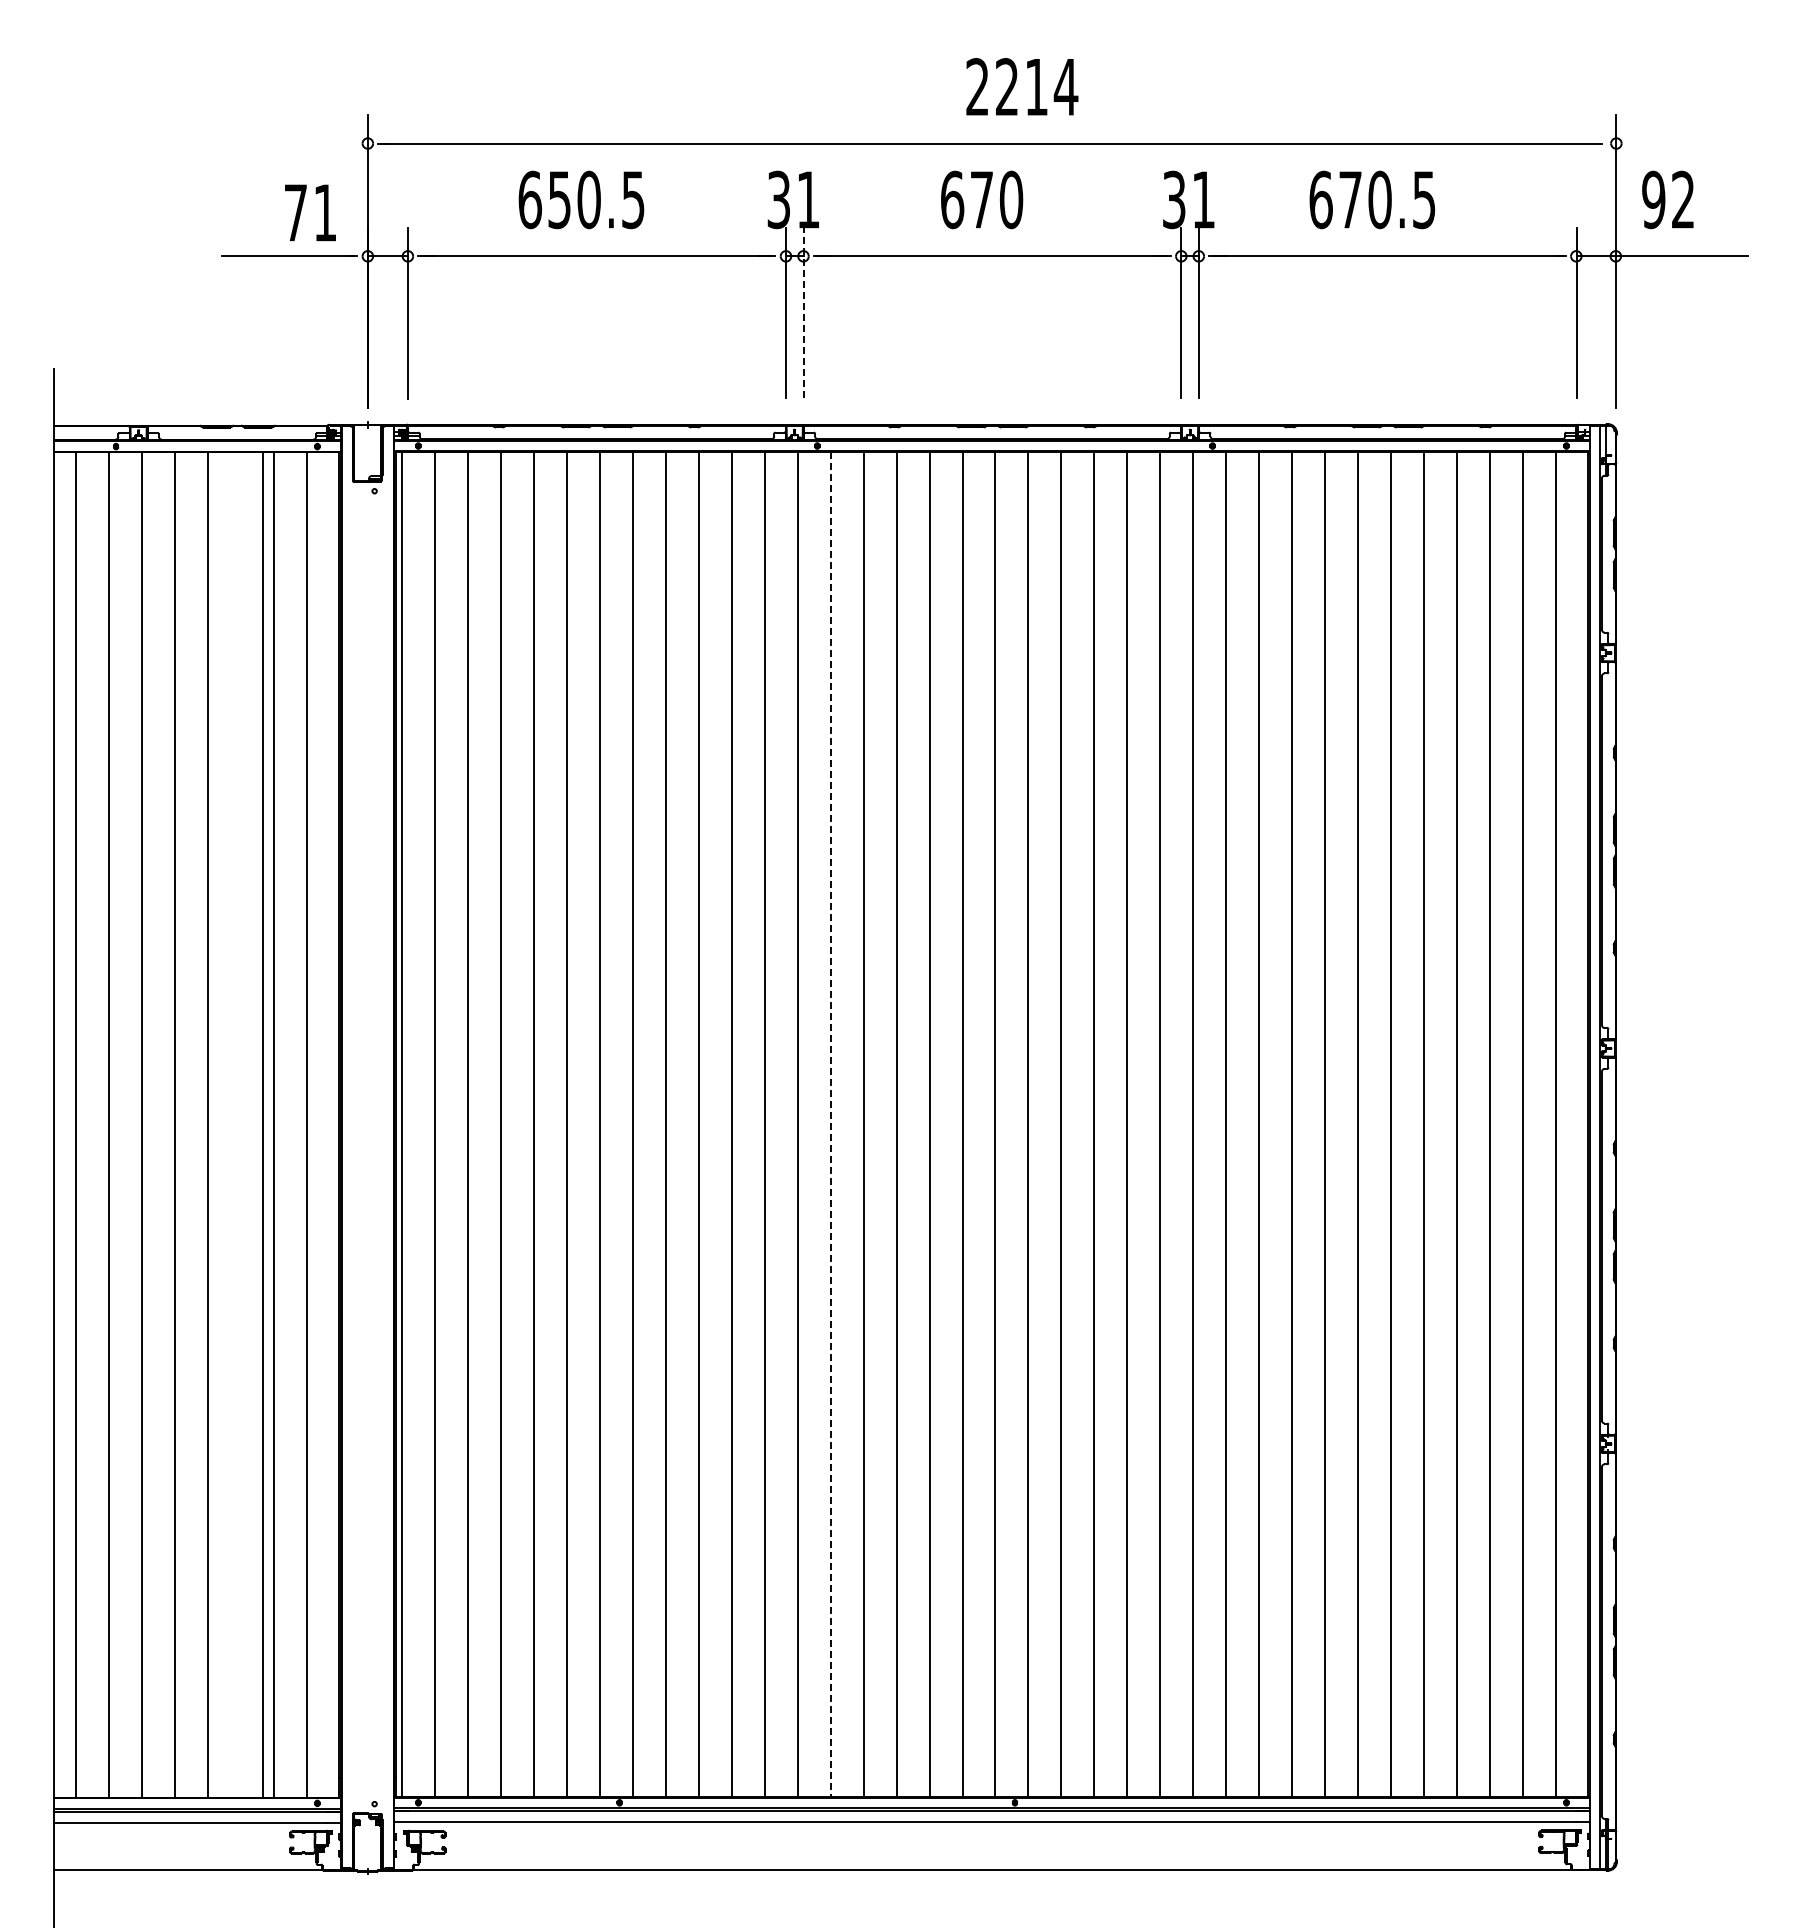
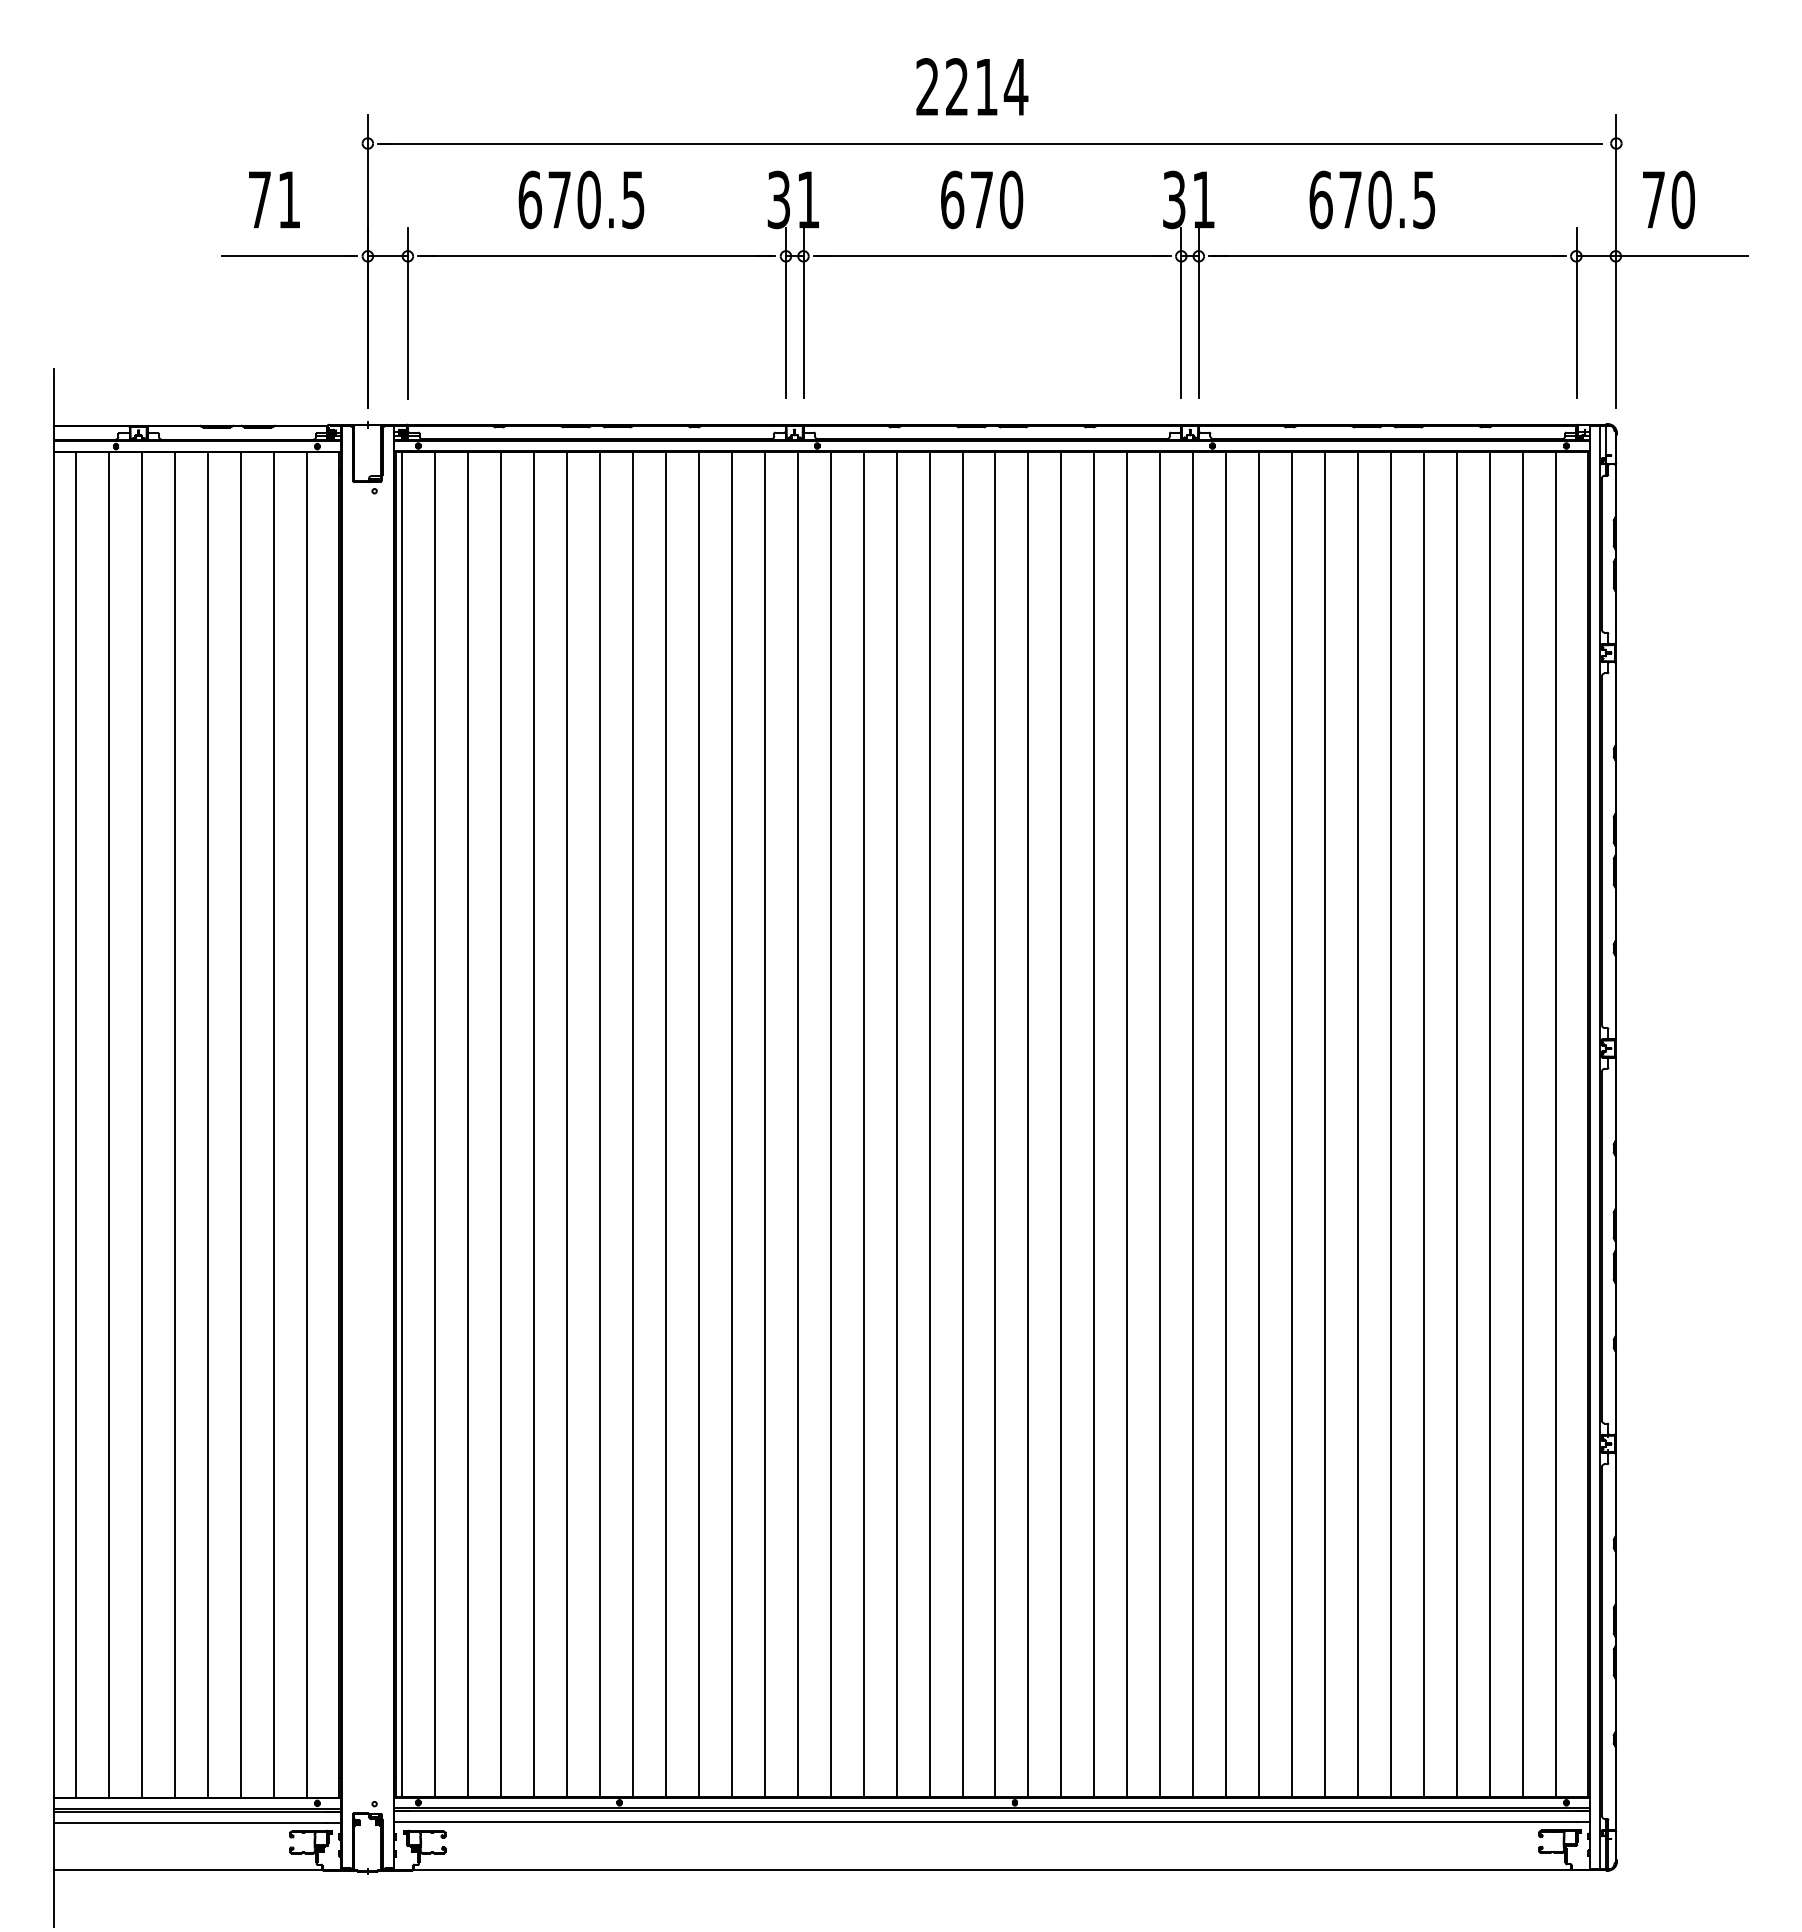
text position: (1022, 86) -> (972, 86) (972, 86)
text: 92 -> 70 (1668, 199)
text: 650.5 -> 670.5 (559, 200)
text position: (310, 212) -> (274, 199) (274, 199)
line: dashed -> solid (803, 312)
line position: (262, 1124) -> (240, 1124) (240, 1124)
line: dashed -> solid (830, 1124)
